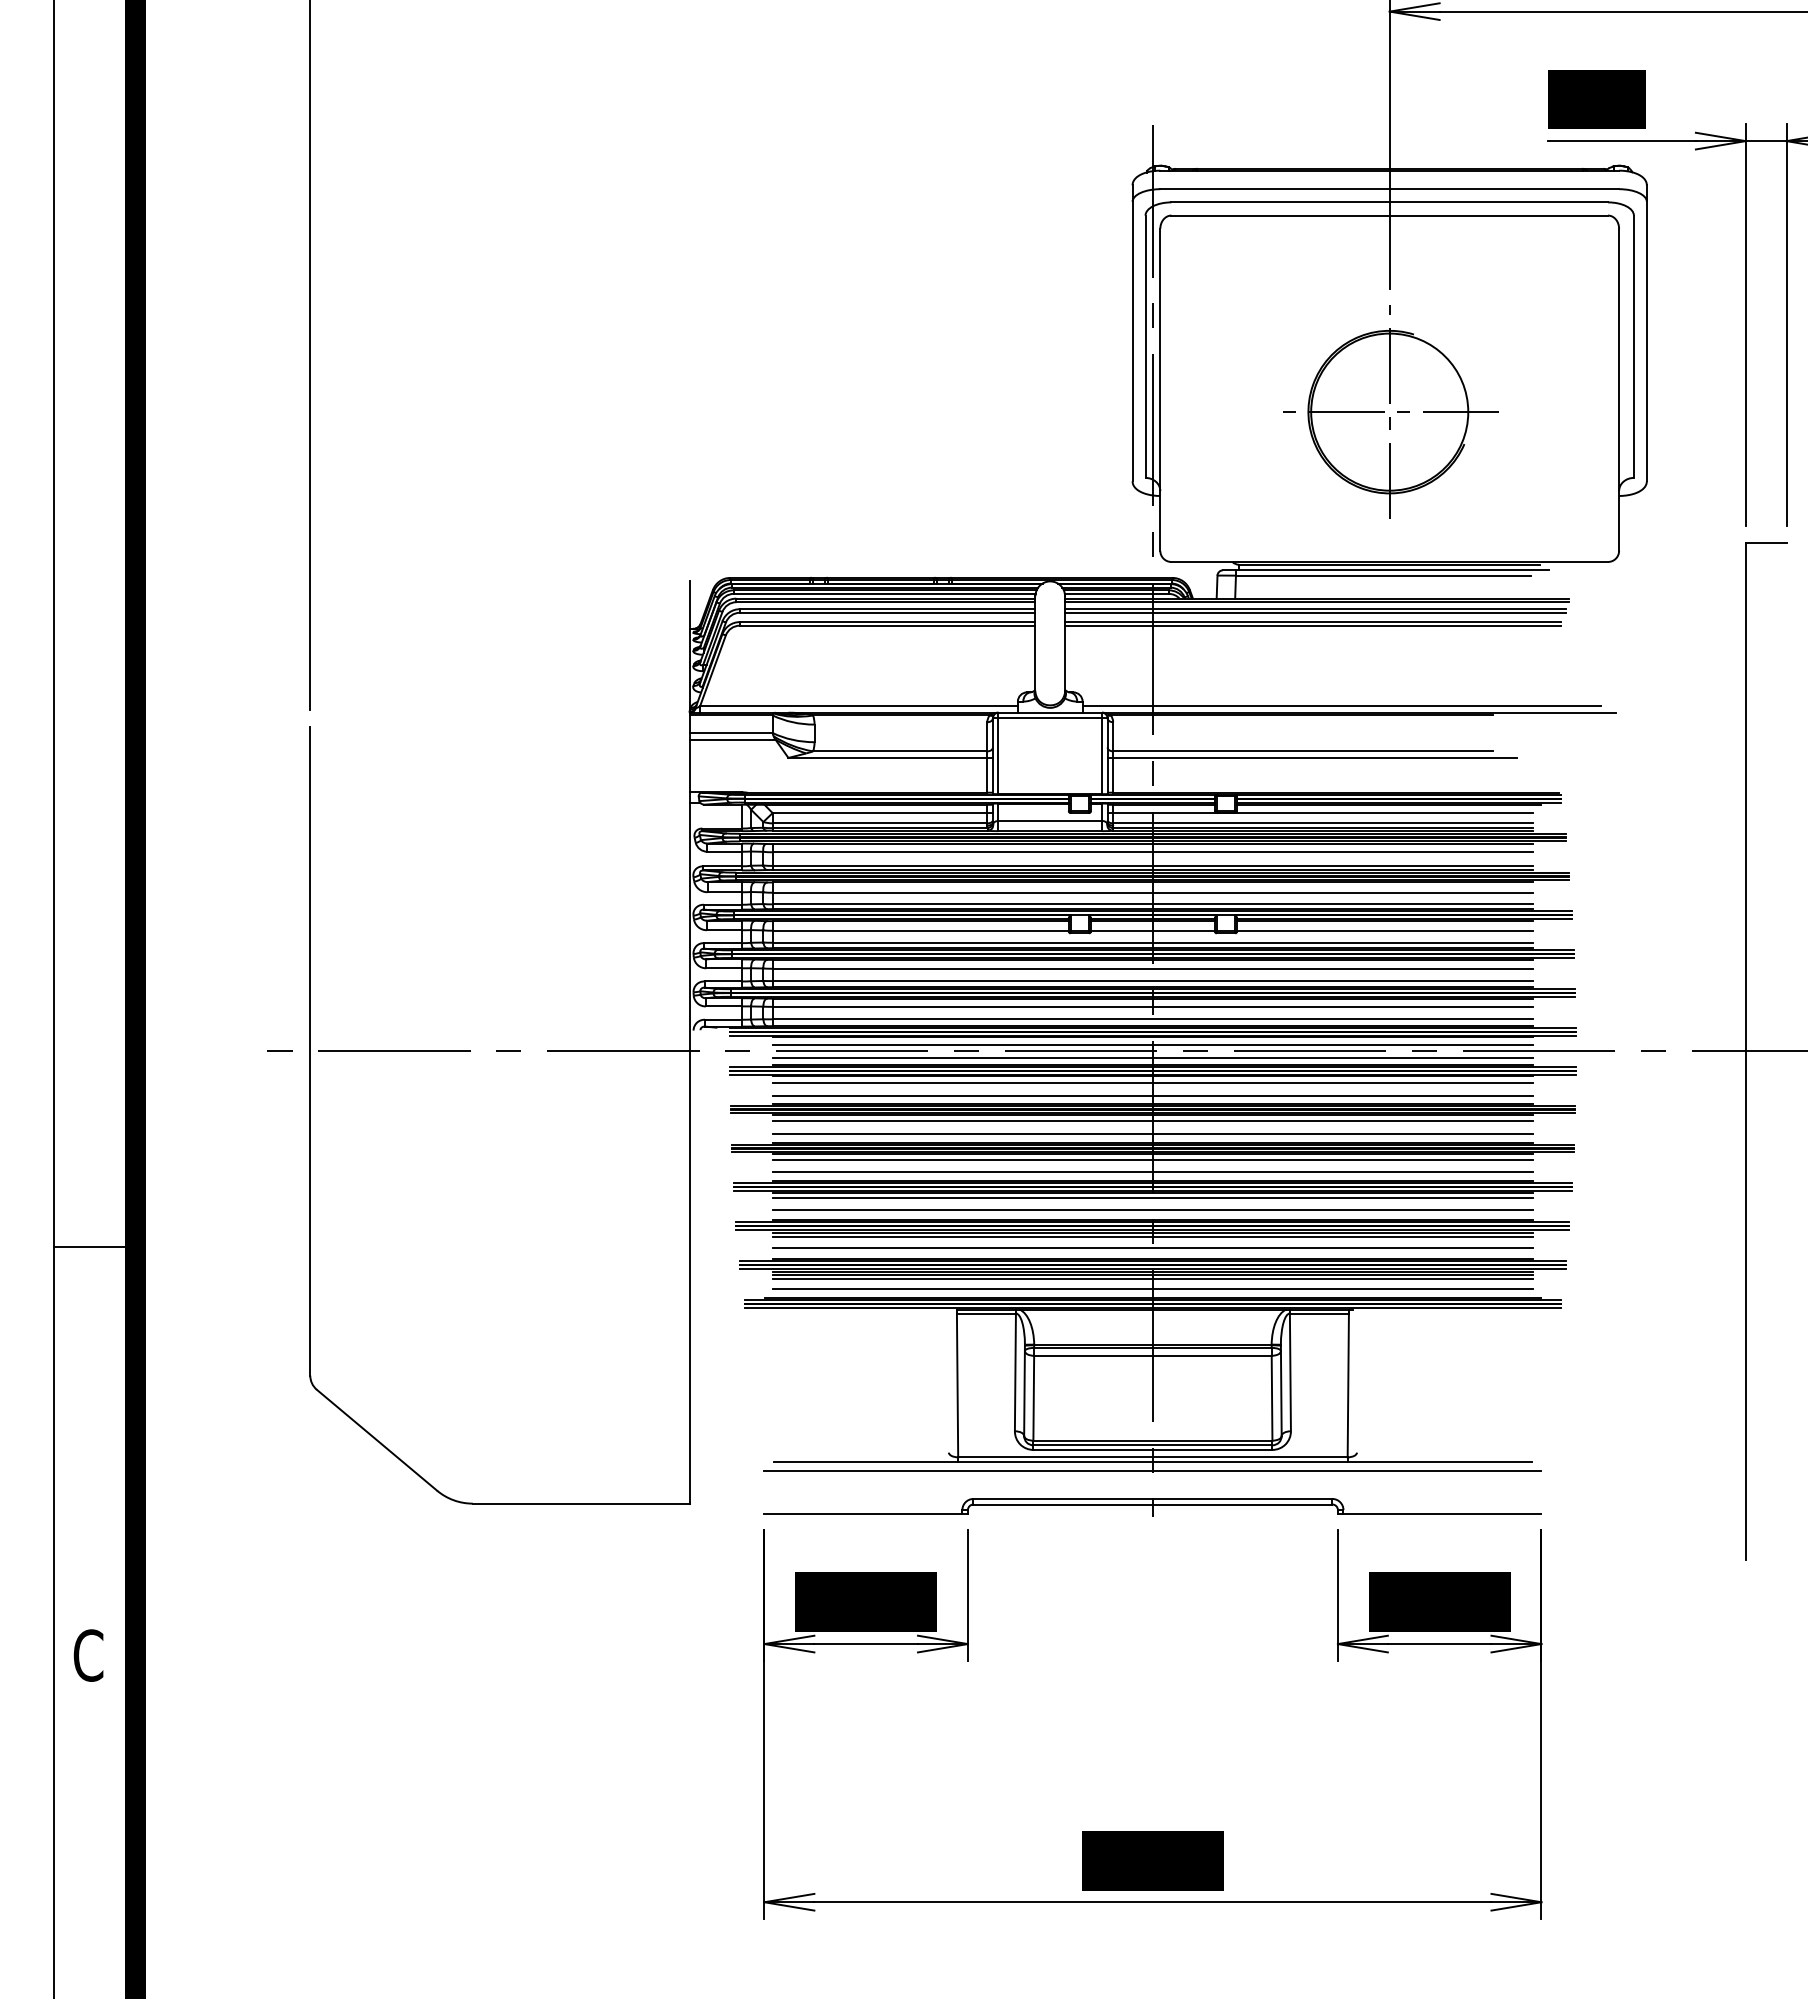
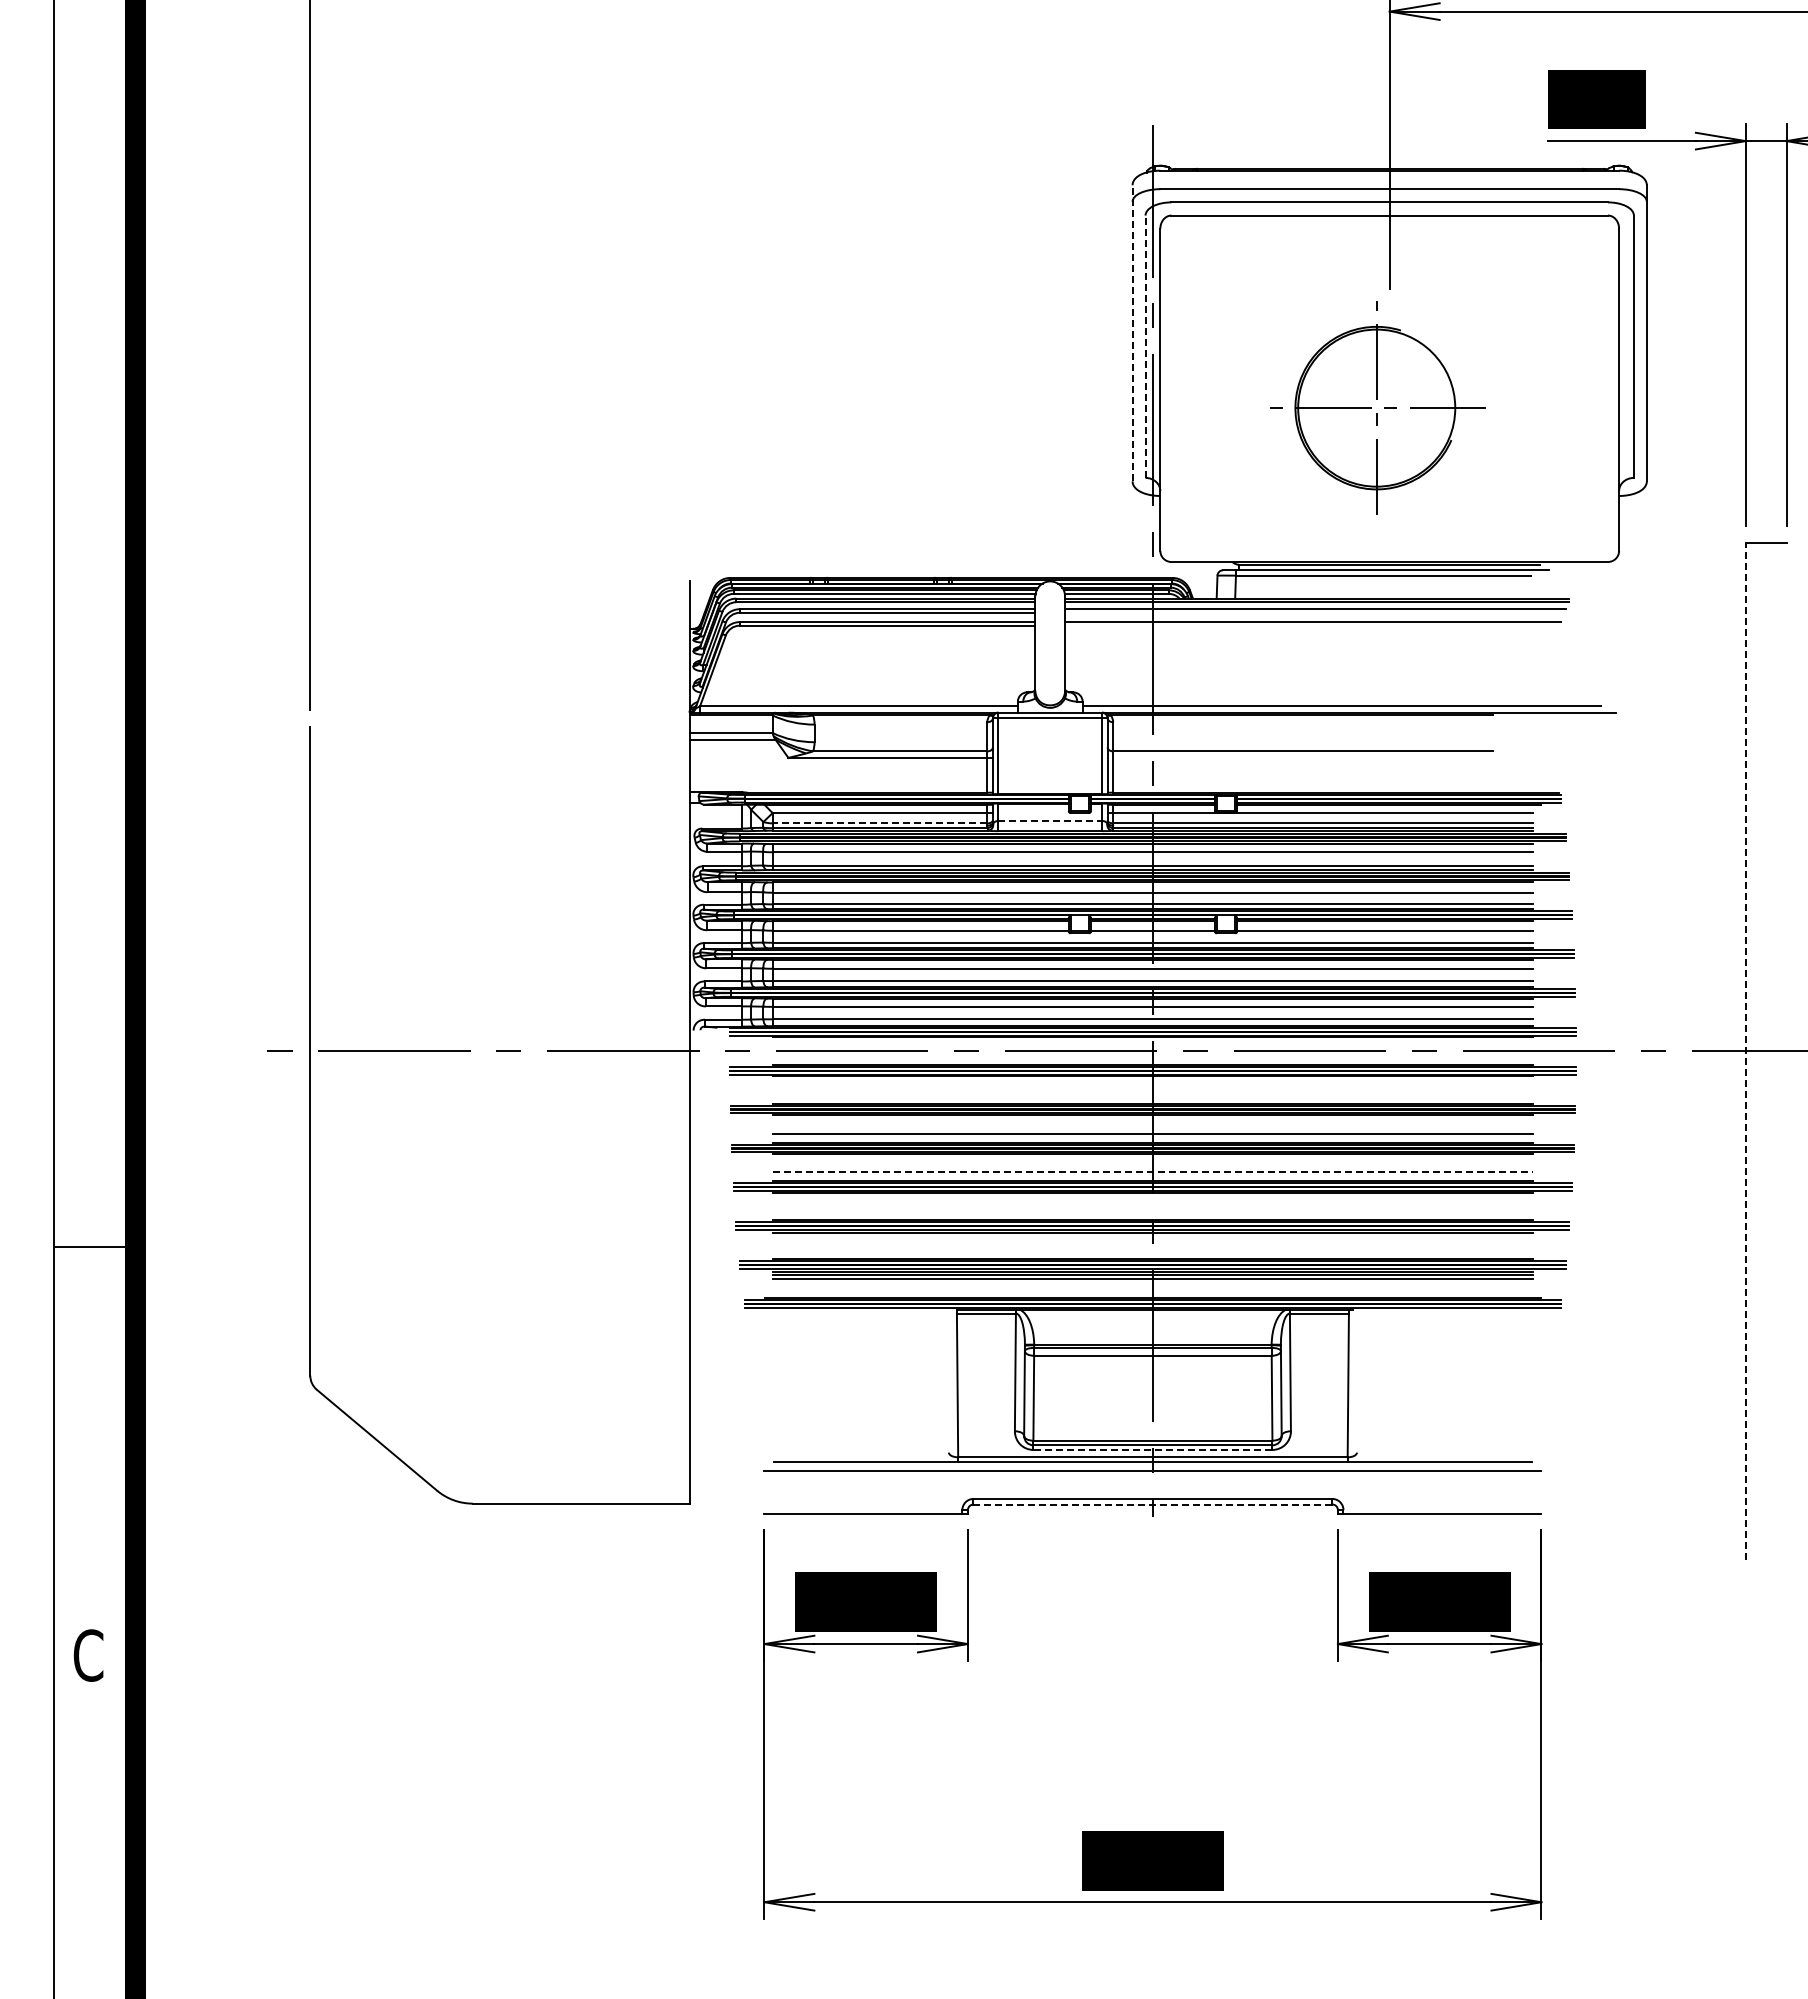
line: solid -> dashed (1132, 332)
line: solid -> dashed (1145, 346)
part position: (1390, 411) -> (1377, 407) (1377, 407)
line: present -> none (1315, 612)
line: present -> none (1313, 625)
line: present -> none (1312, 757)
line: solid -> dashed (1050, 820)
line: solid -> dashed (879, 823)
line: present -> none (1152, 1044)
line: solid -> dashed (1745, 1051)
line: present -> none (1152, 1057)
line: present -> none (1152, 1083)
line: present -> none (1152, 1095)
line: present -> none (1152, 1121)
line: present -> none (1152, 1159)
line: solid -> dashed (1153, 1171)
line: present -> none (1152, 1198)
line: present -> none (1152, 1209)
line: present -> none (1152, 1236)
line: present -> none (1152, 1247)
line: present -> none (1152, 1289)
line: solid -> dashed (1152, 1449)
line: solid -> dashed (1152, 1504)
